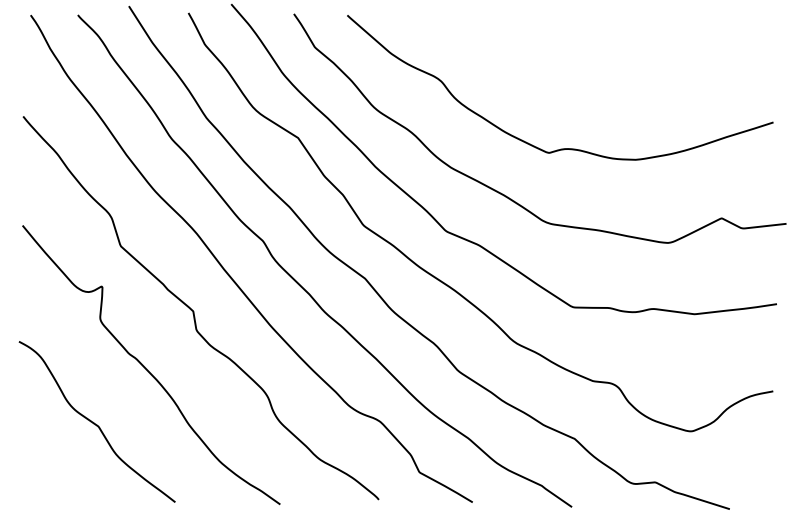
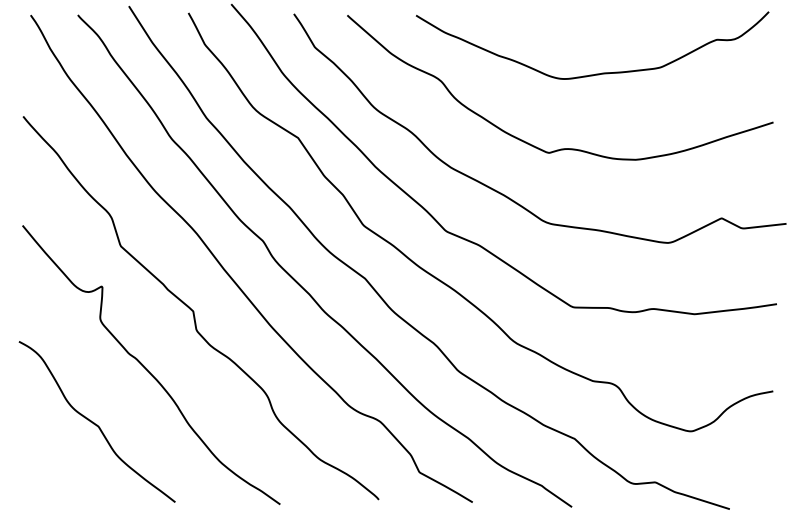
curve: none -> present (595, 73)
